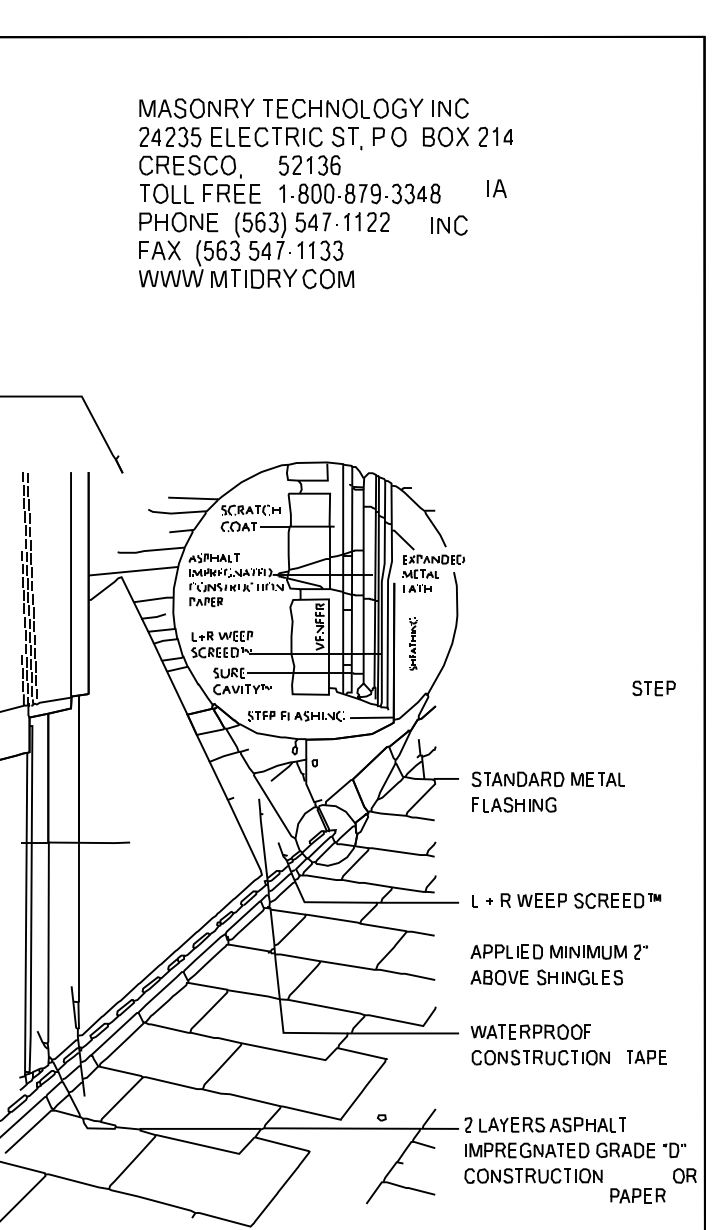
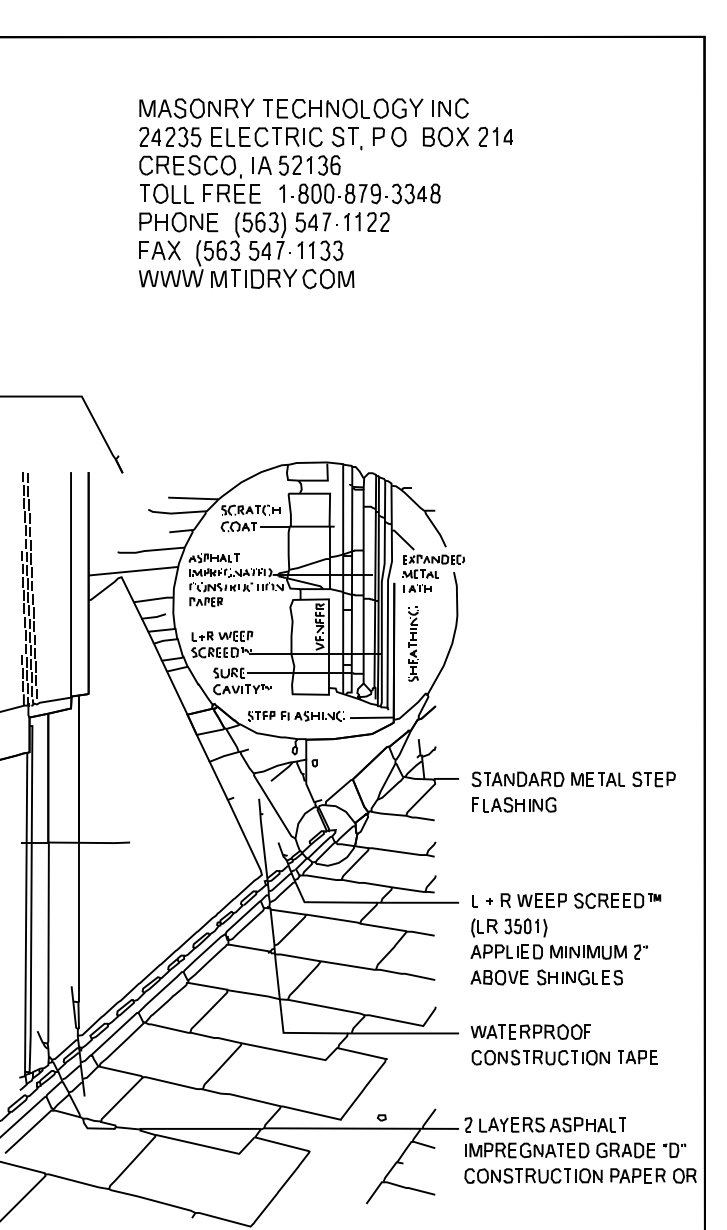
part position: (496, 188) -> (261, 165) (261, 165)
part: present -> none (449, 225)
part size: 9x54 px -> 11x76 px (413, 643)
part position: (653, 688) -> (653, 779) (653, 779)
part: none -> present (509, 927)
part position: (646, 1057) -> (637, 1057) (637, 1057)
part position: (637, 1195) -> (637, 1175) (637, 1175)
